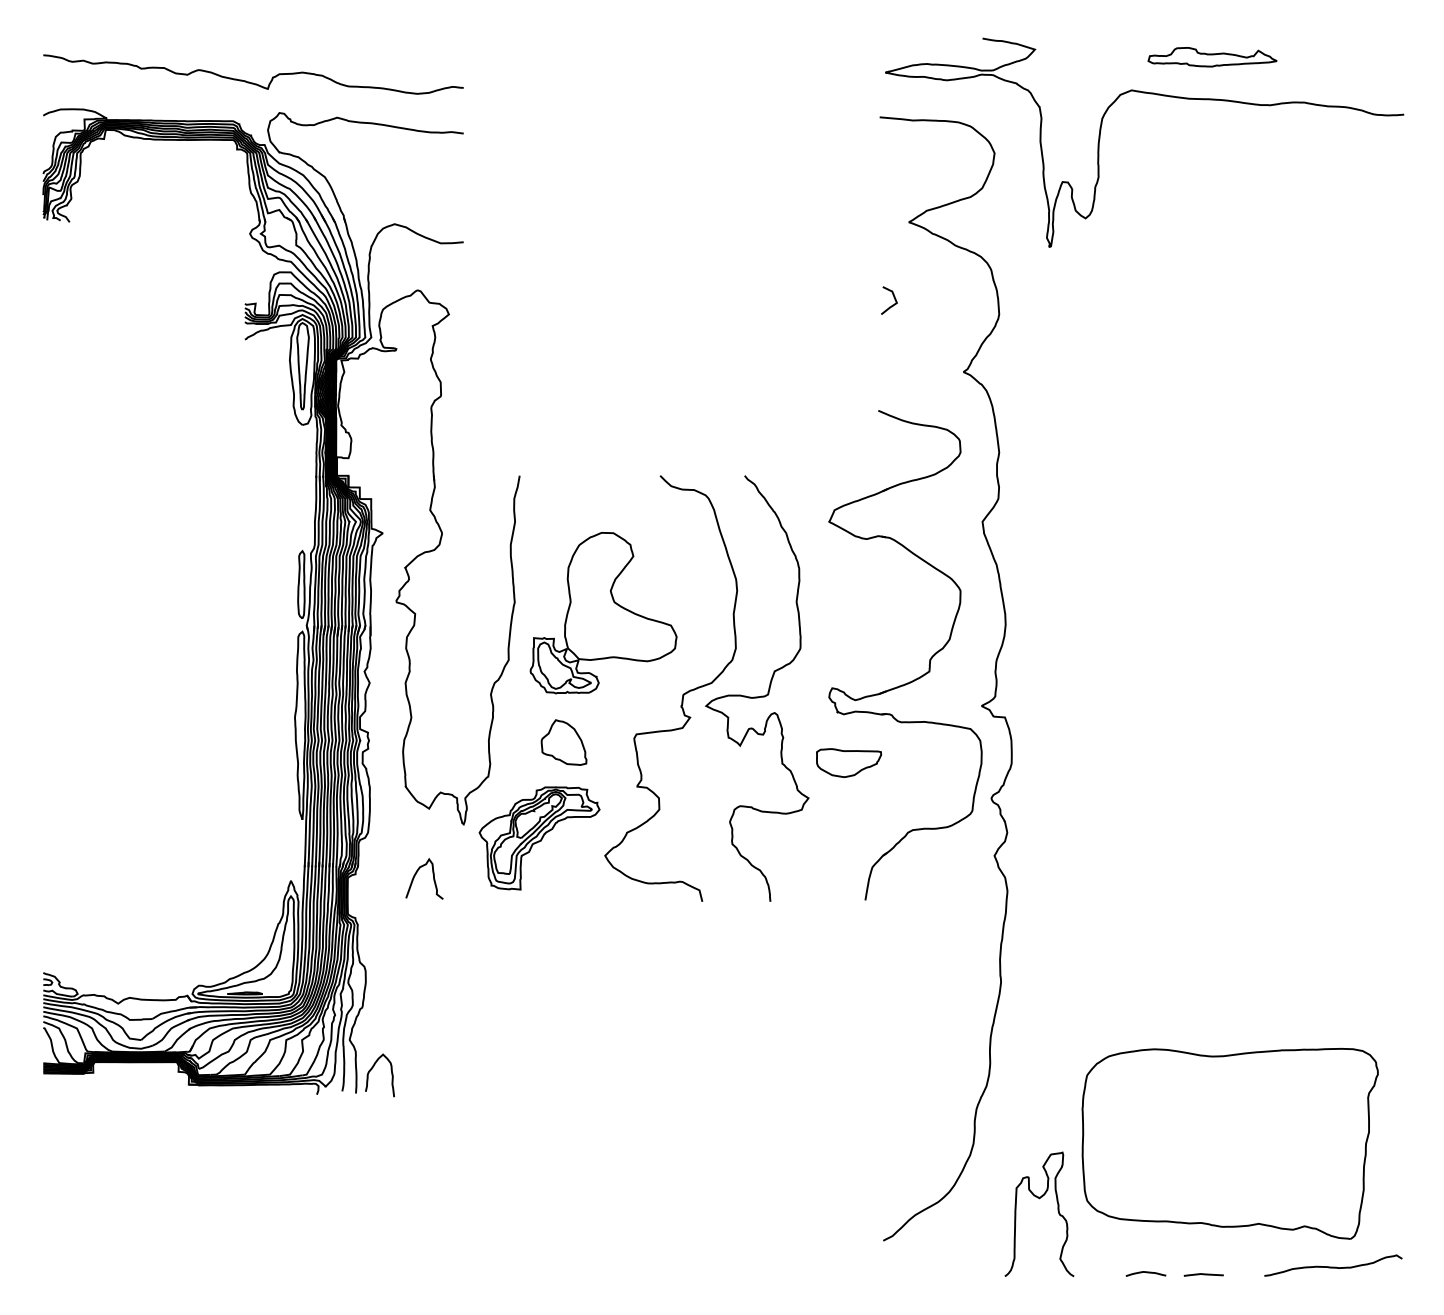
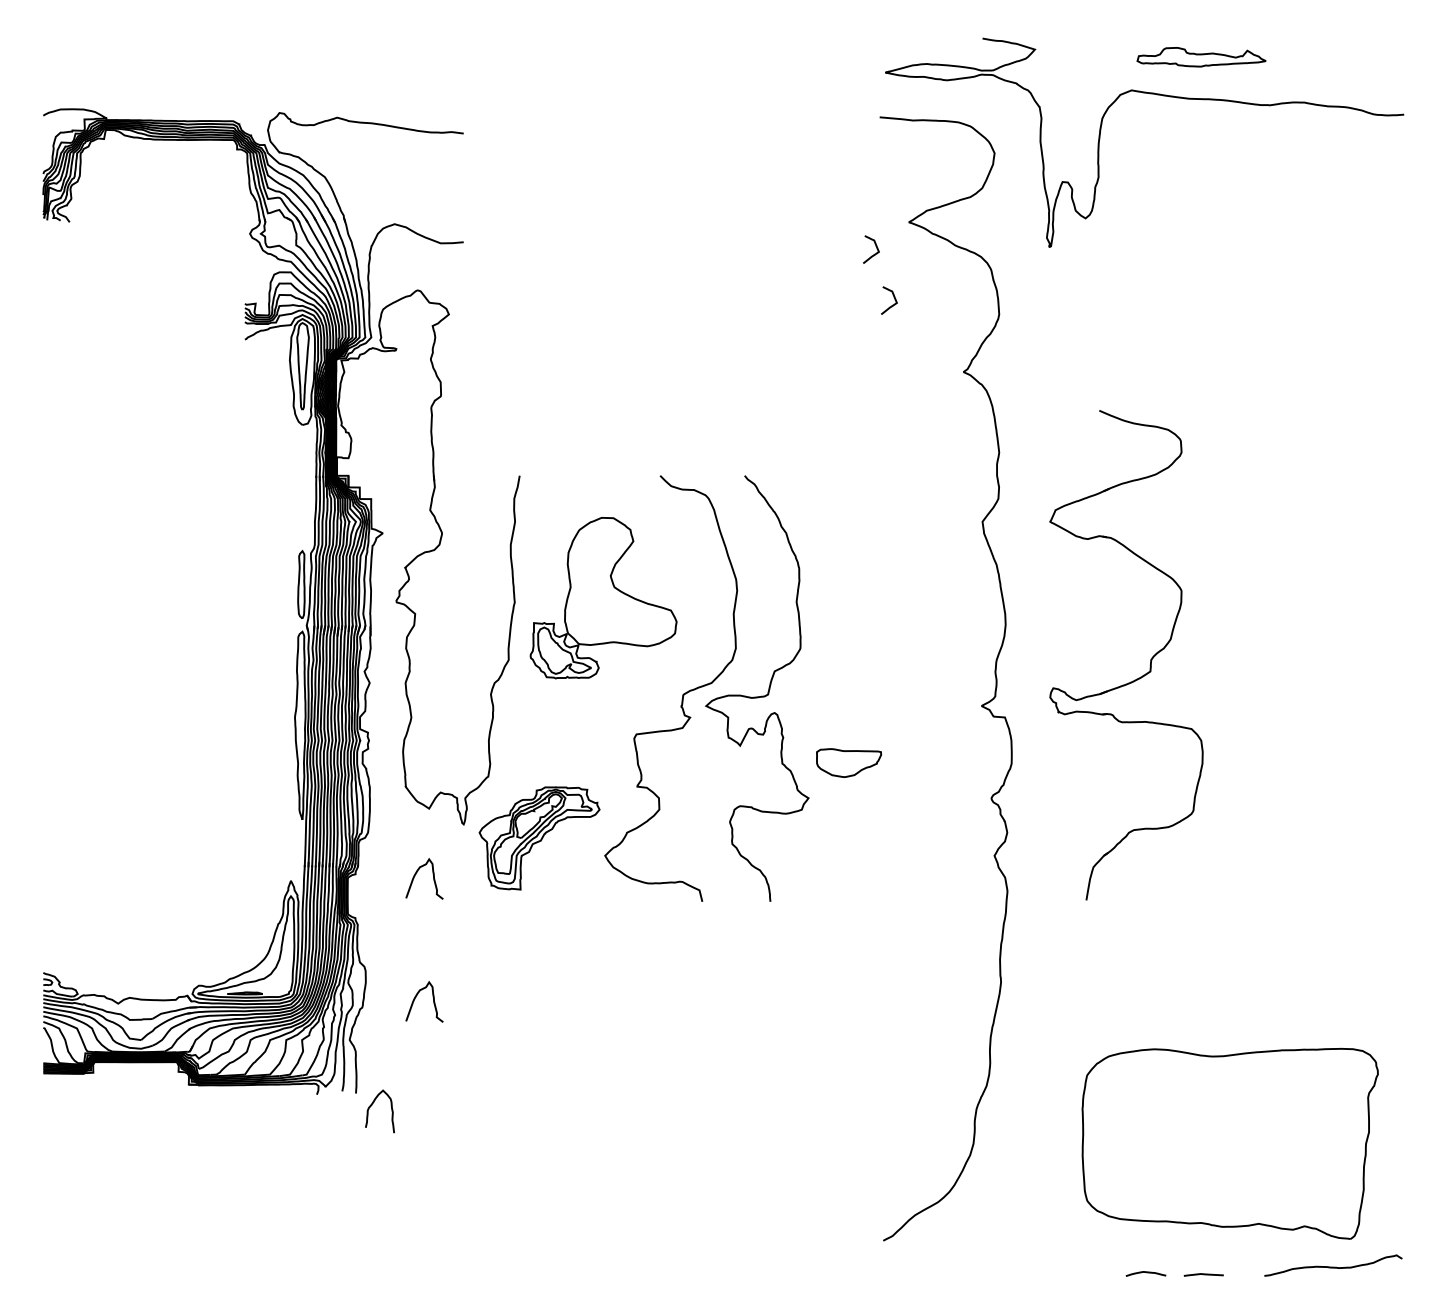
part position: (1212, 57) -> (1201, 57) (1201, 57)
curve: present -> none (253, 82)
curve: none -> present (875, 246)
part position: (603, 613) -> (603, 598) (603, 598)
part position: (929, 659) -> (1150, 659) (1150, 659)
part: present -> none (563, 742)
curve: none -> present (416, 997)
curve position: (372, 1069) -> (372, 1105) (372, 1105)
curve: present -> none (1039, 1199)
